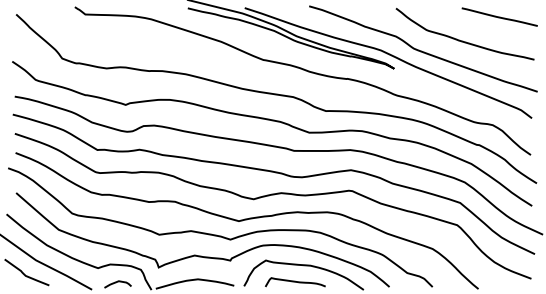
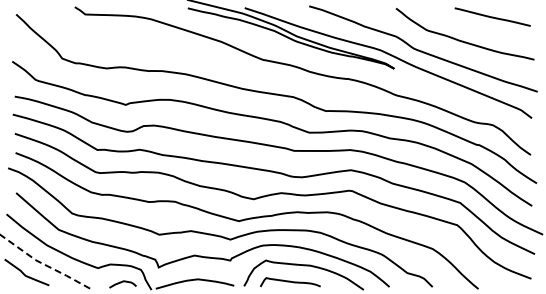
line position: (499, 16) -> (492, 16) (492, 16)
line: solid -> dashed (44, 264)
curve position: (295, 282) -> (290, 282) (290, 282)
curve position: (116, 283) -> (121, 283) (121, 283)
